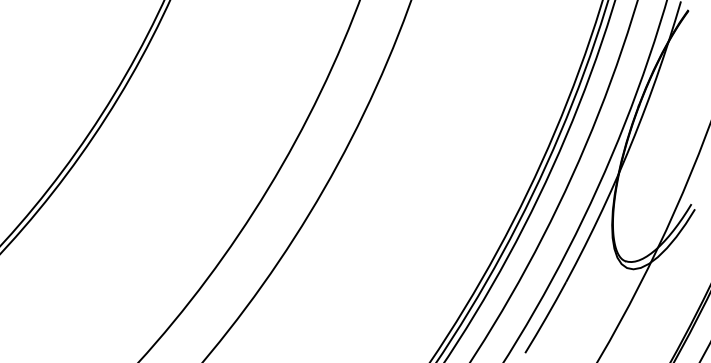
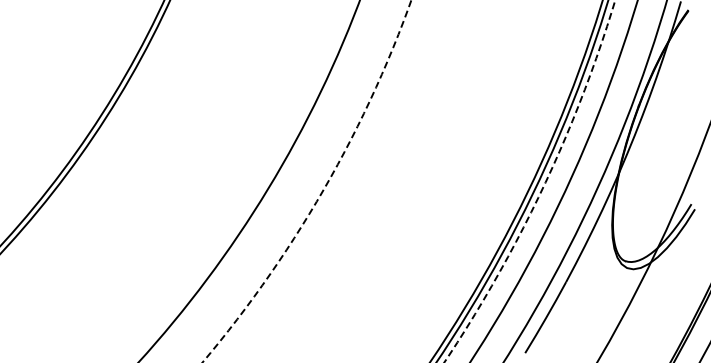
circle: solid -> dashed (306, 181)
circle: solid -> dashed (529, 181)
